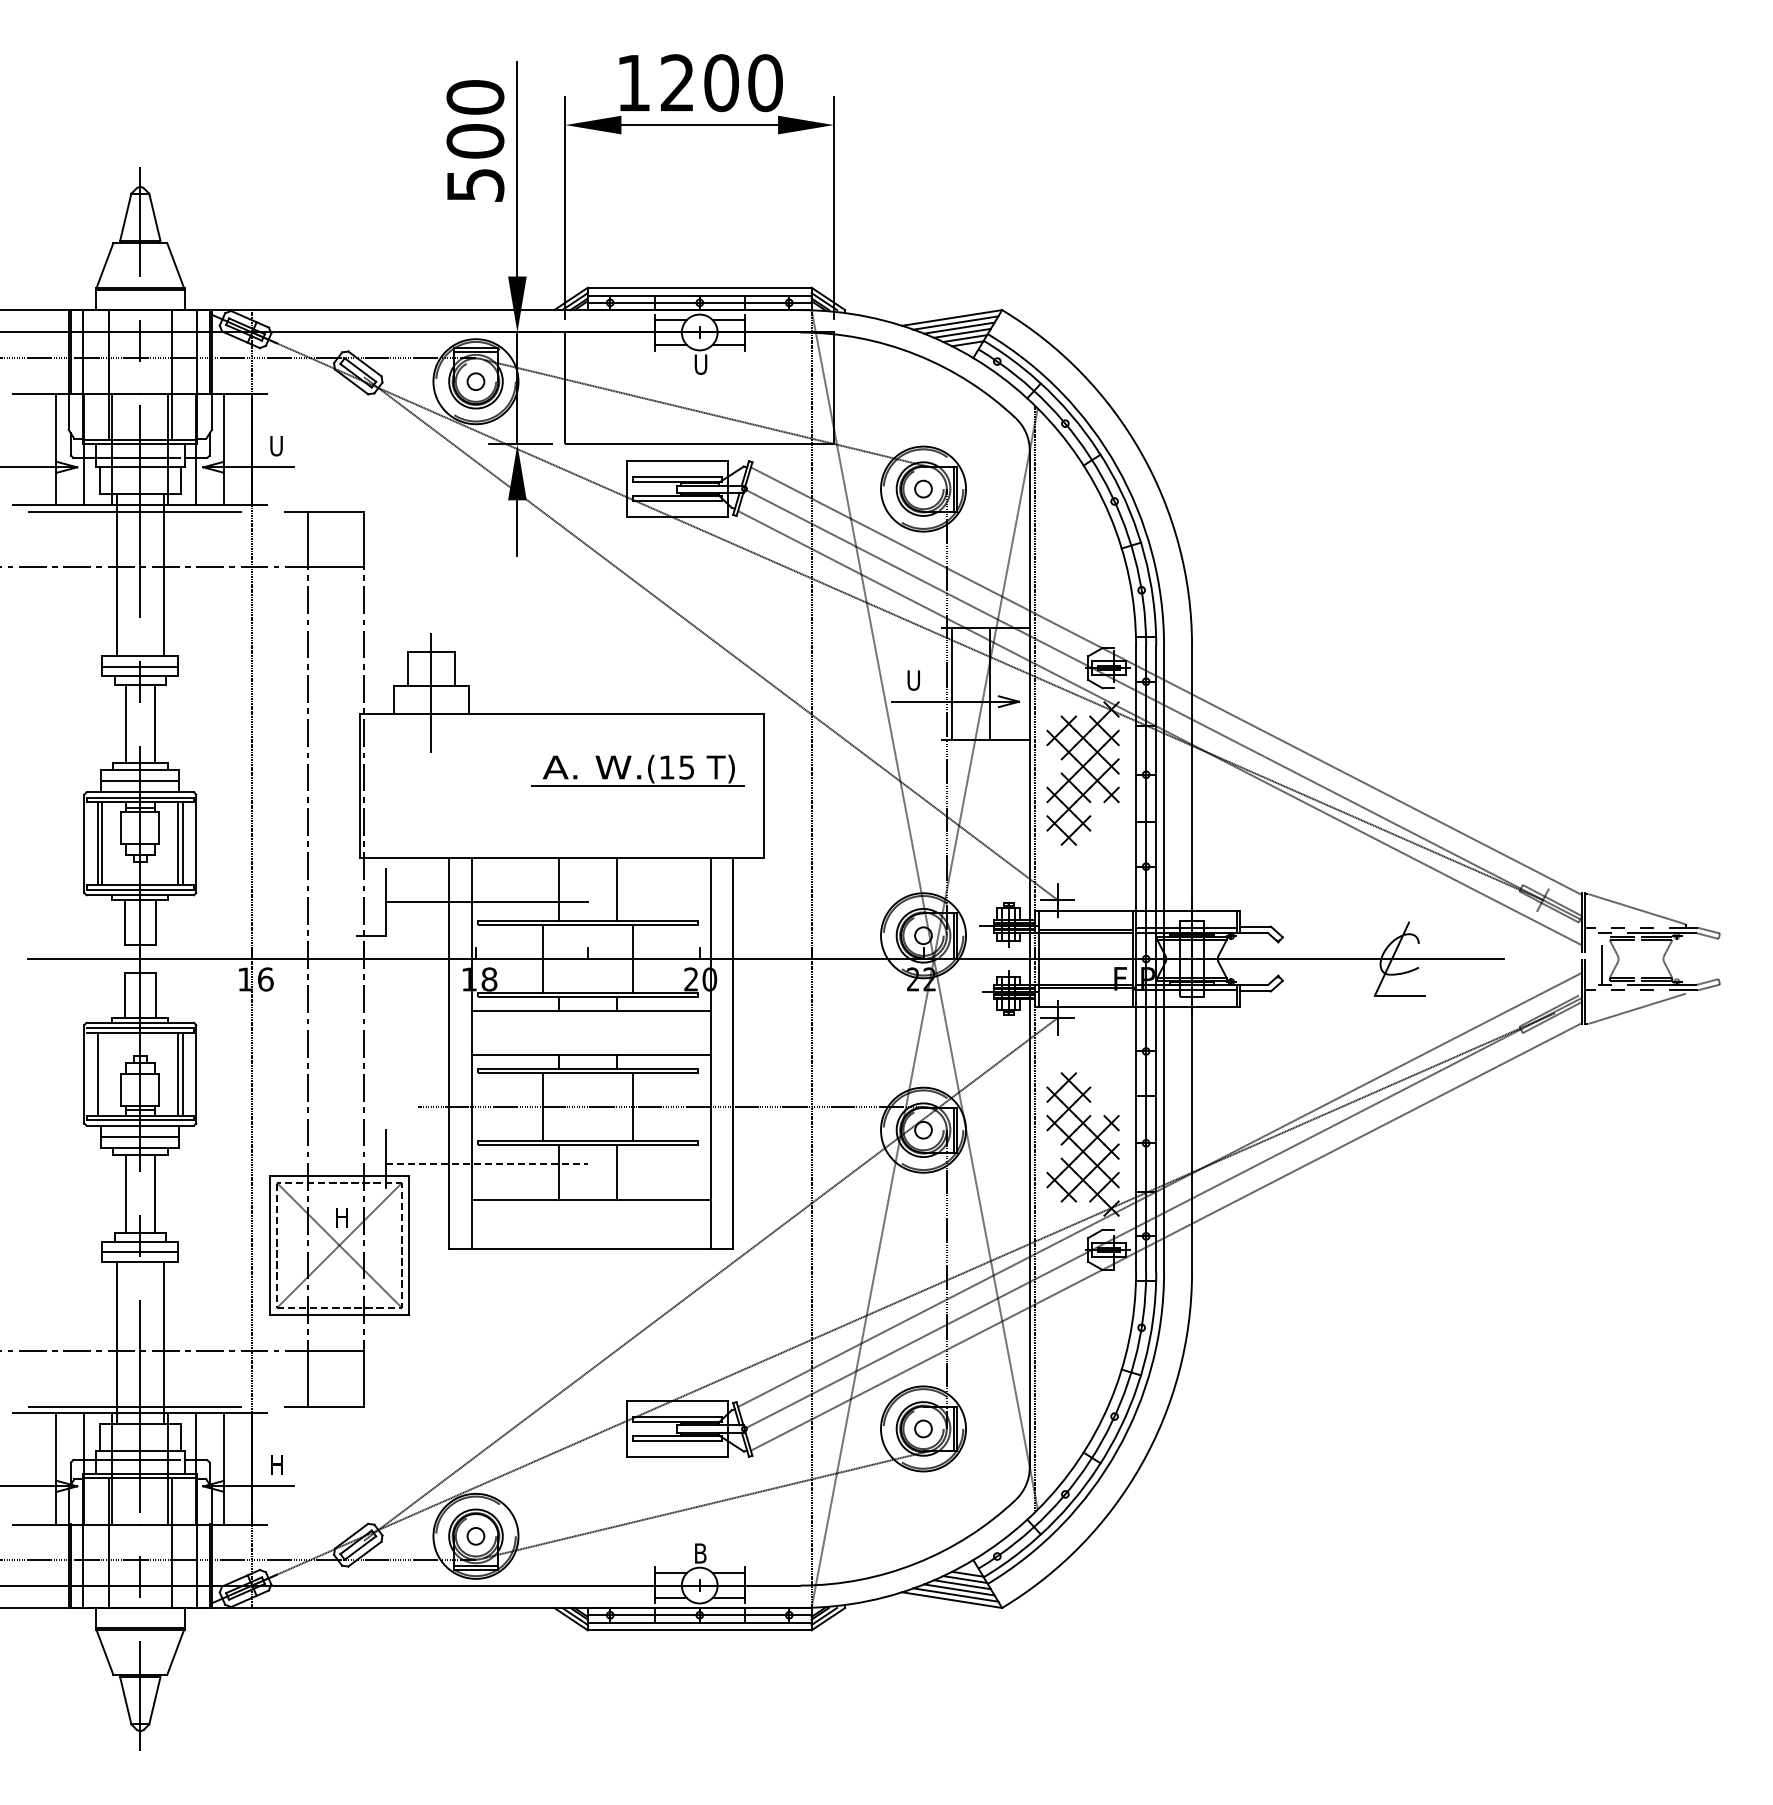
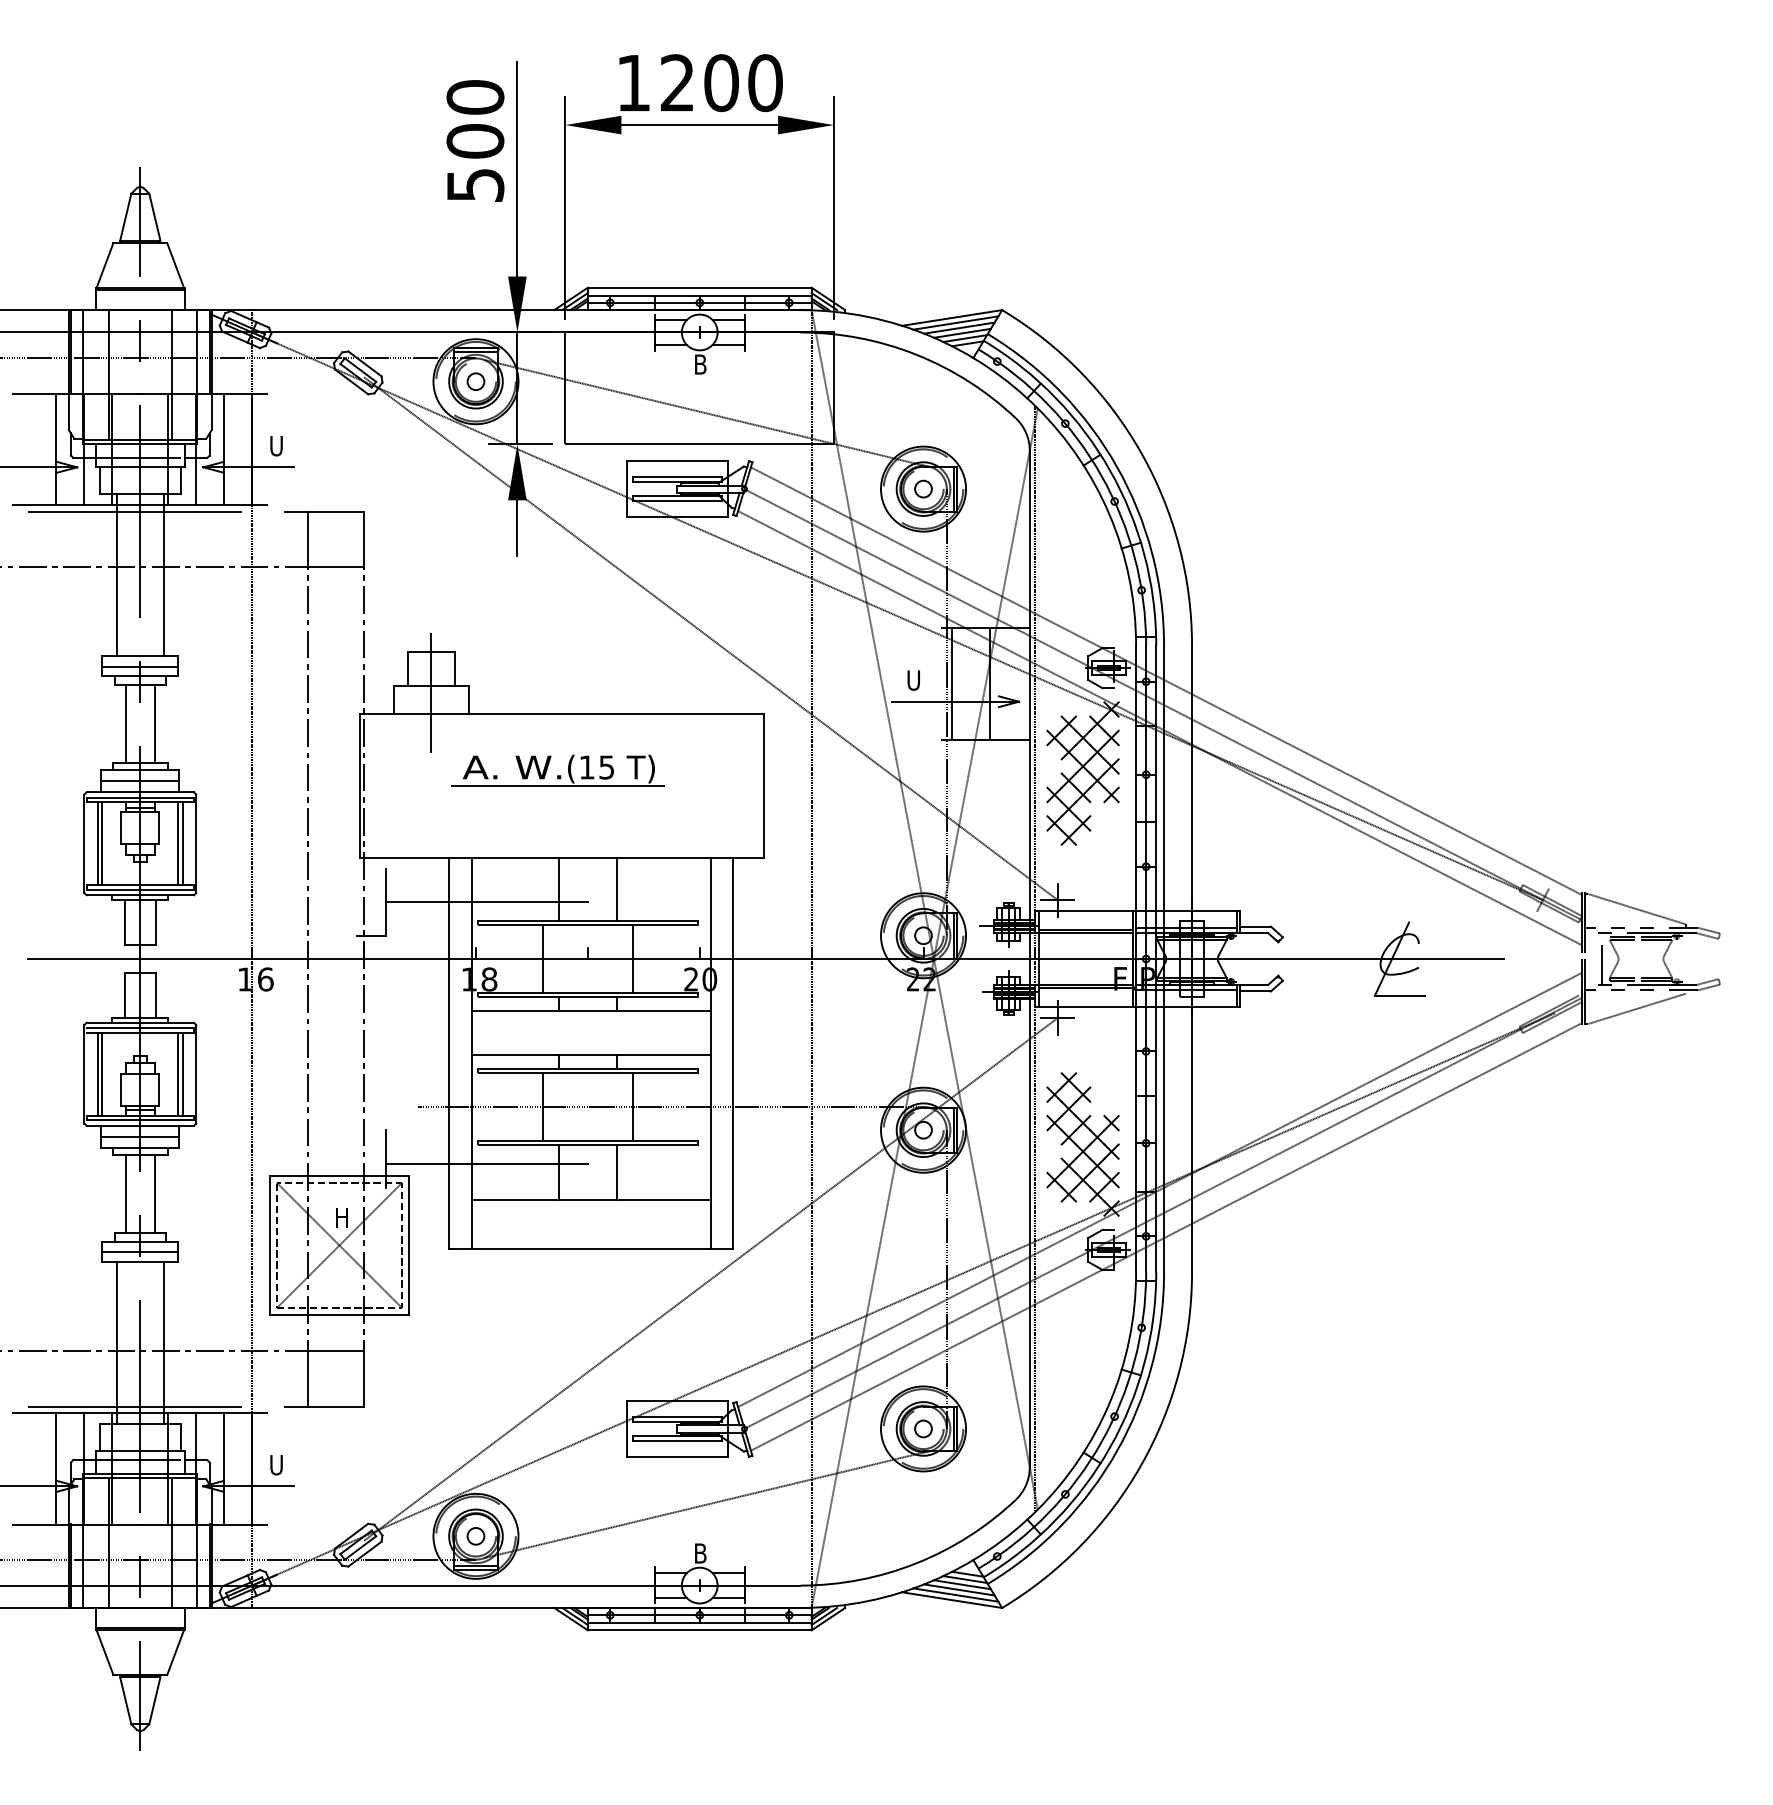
text: U -> B (700, 364)
part position: (637, 770) -> (557, 770) (557, 770)
line: none -> present (102, 1073)
line: dashed -> solid (487, 1163)
text: H -> U (276, 1465)
